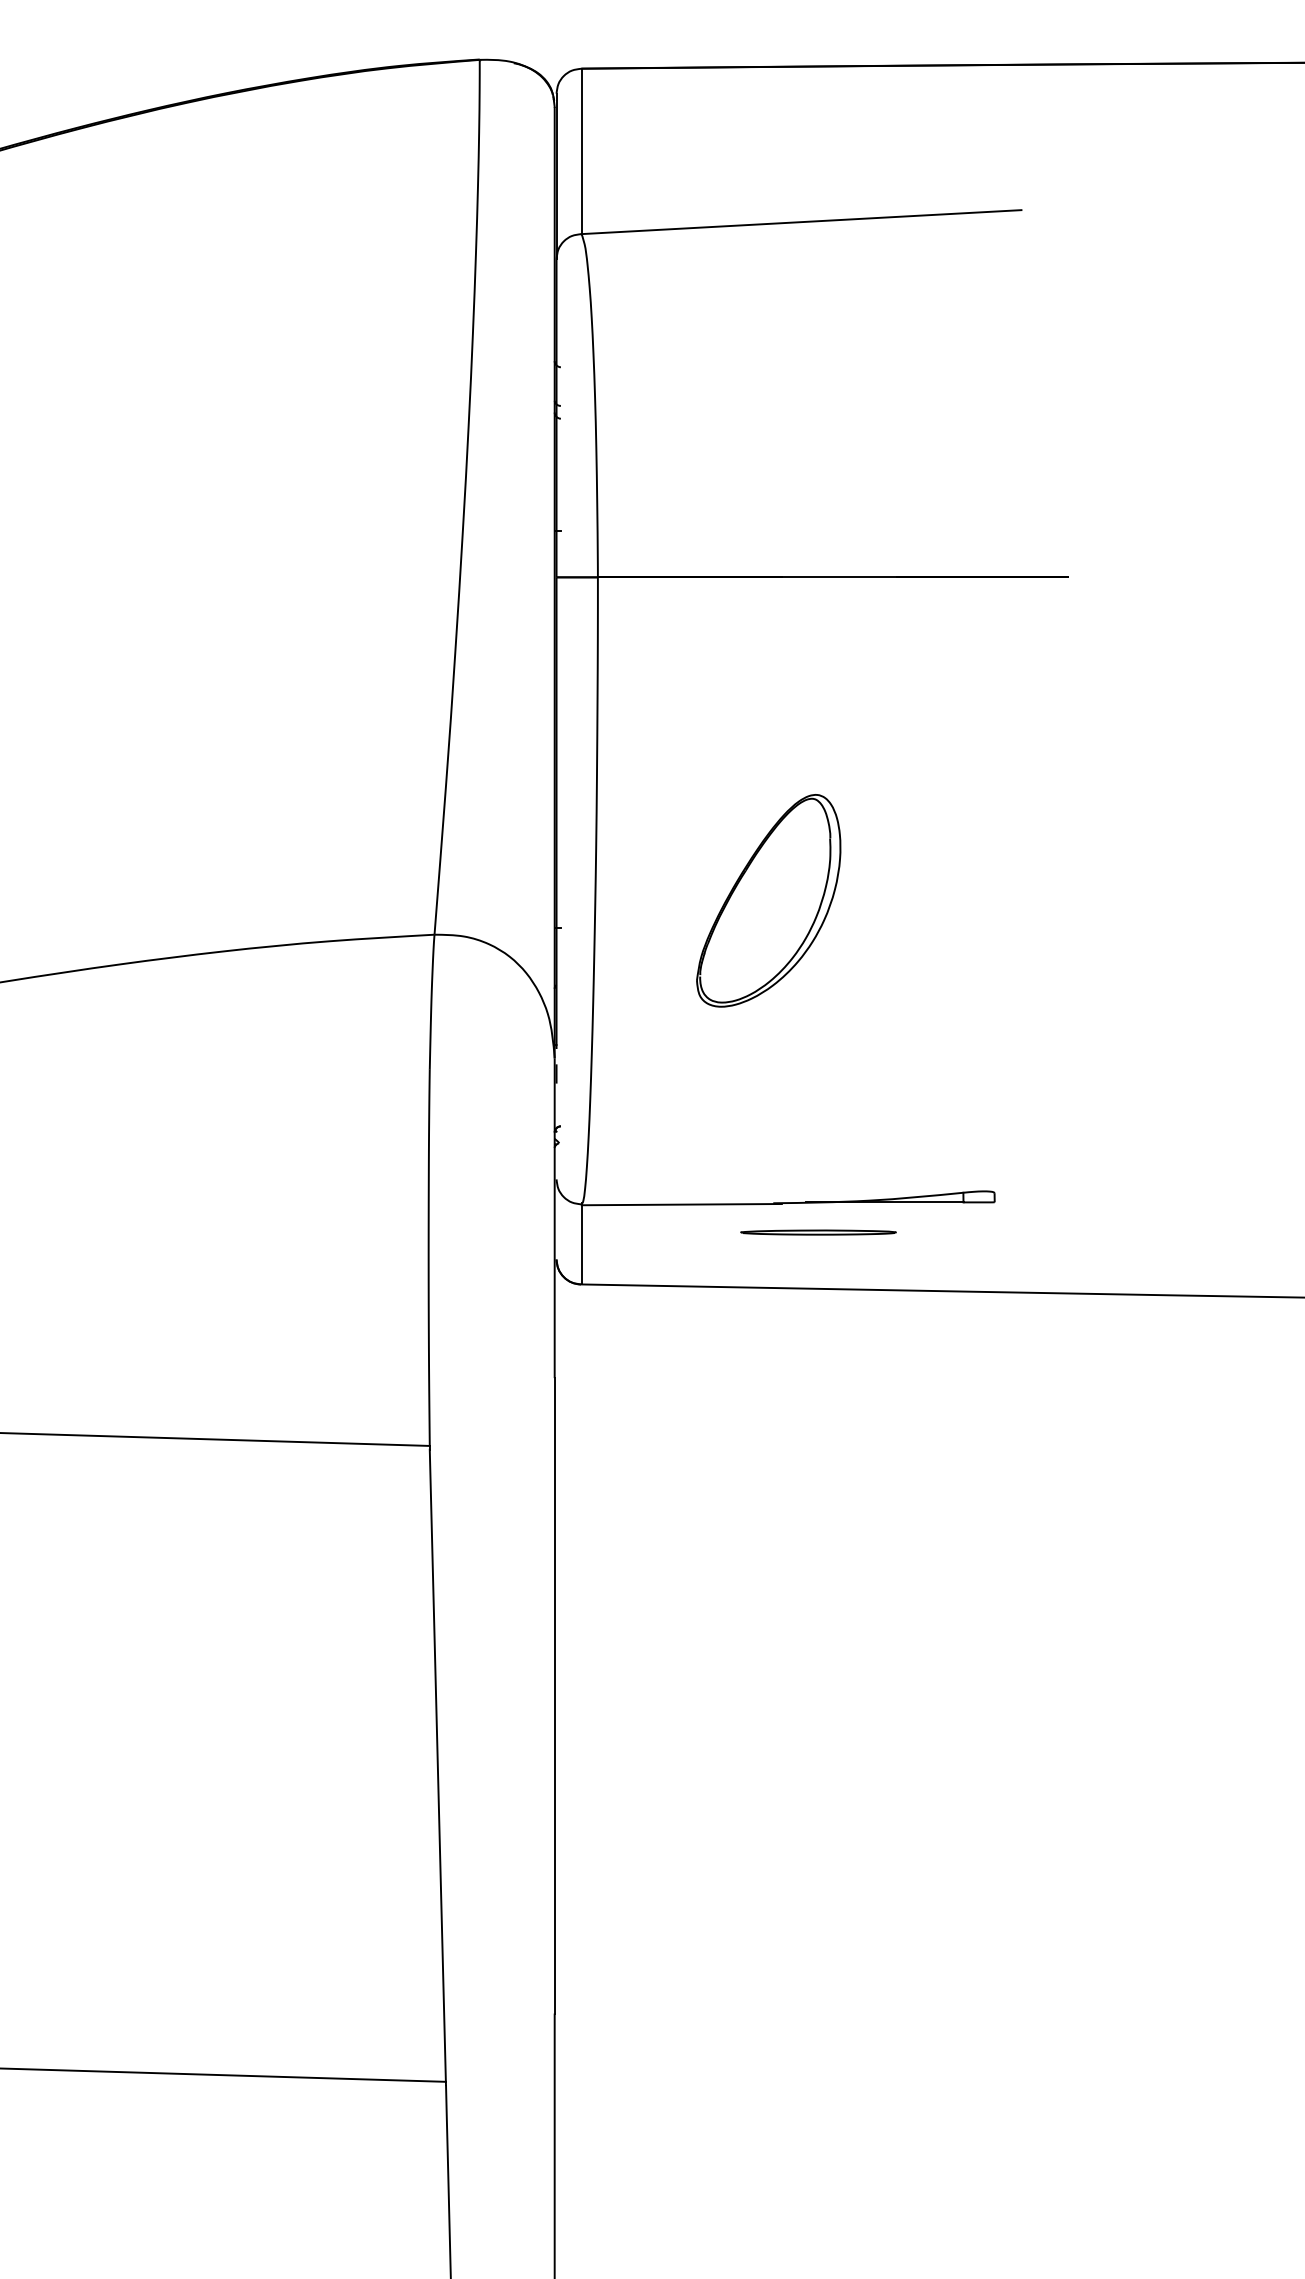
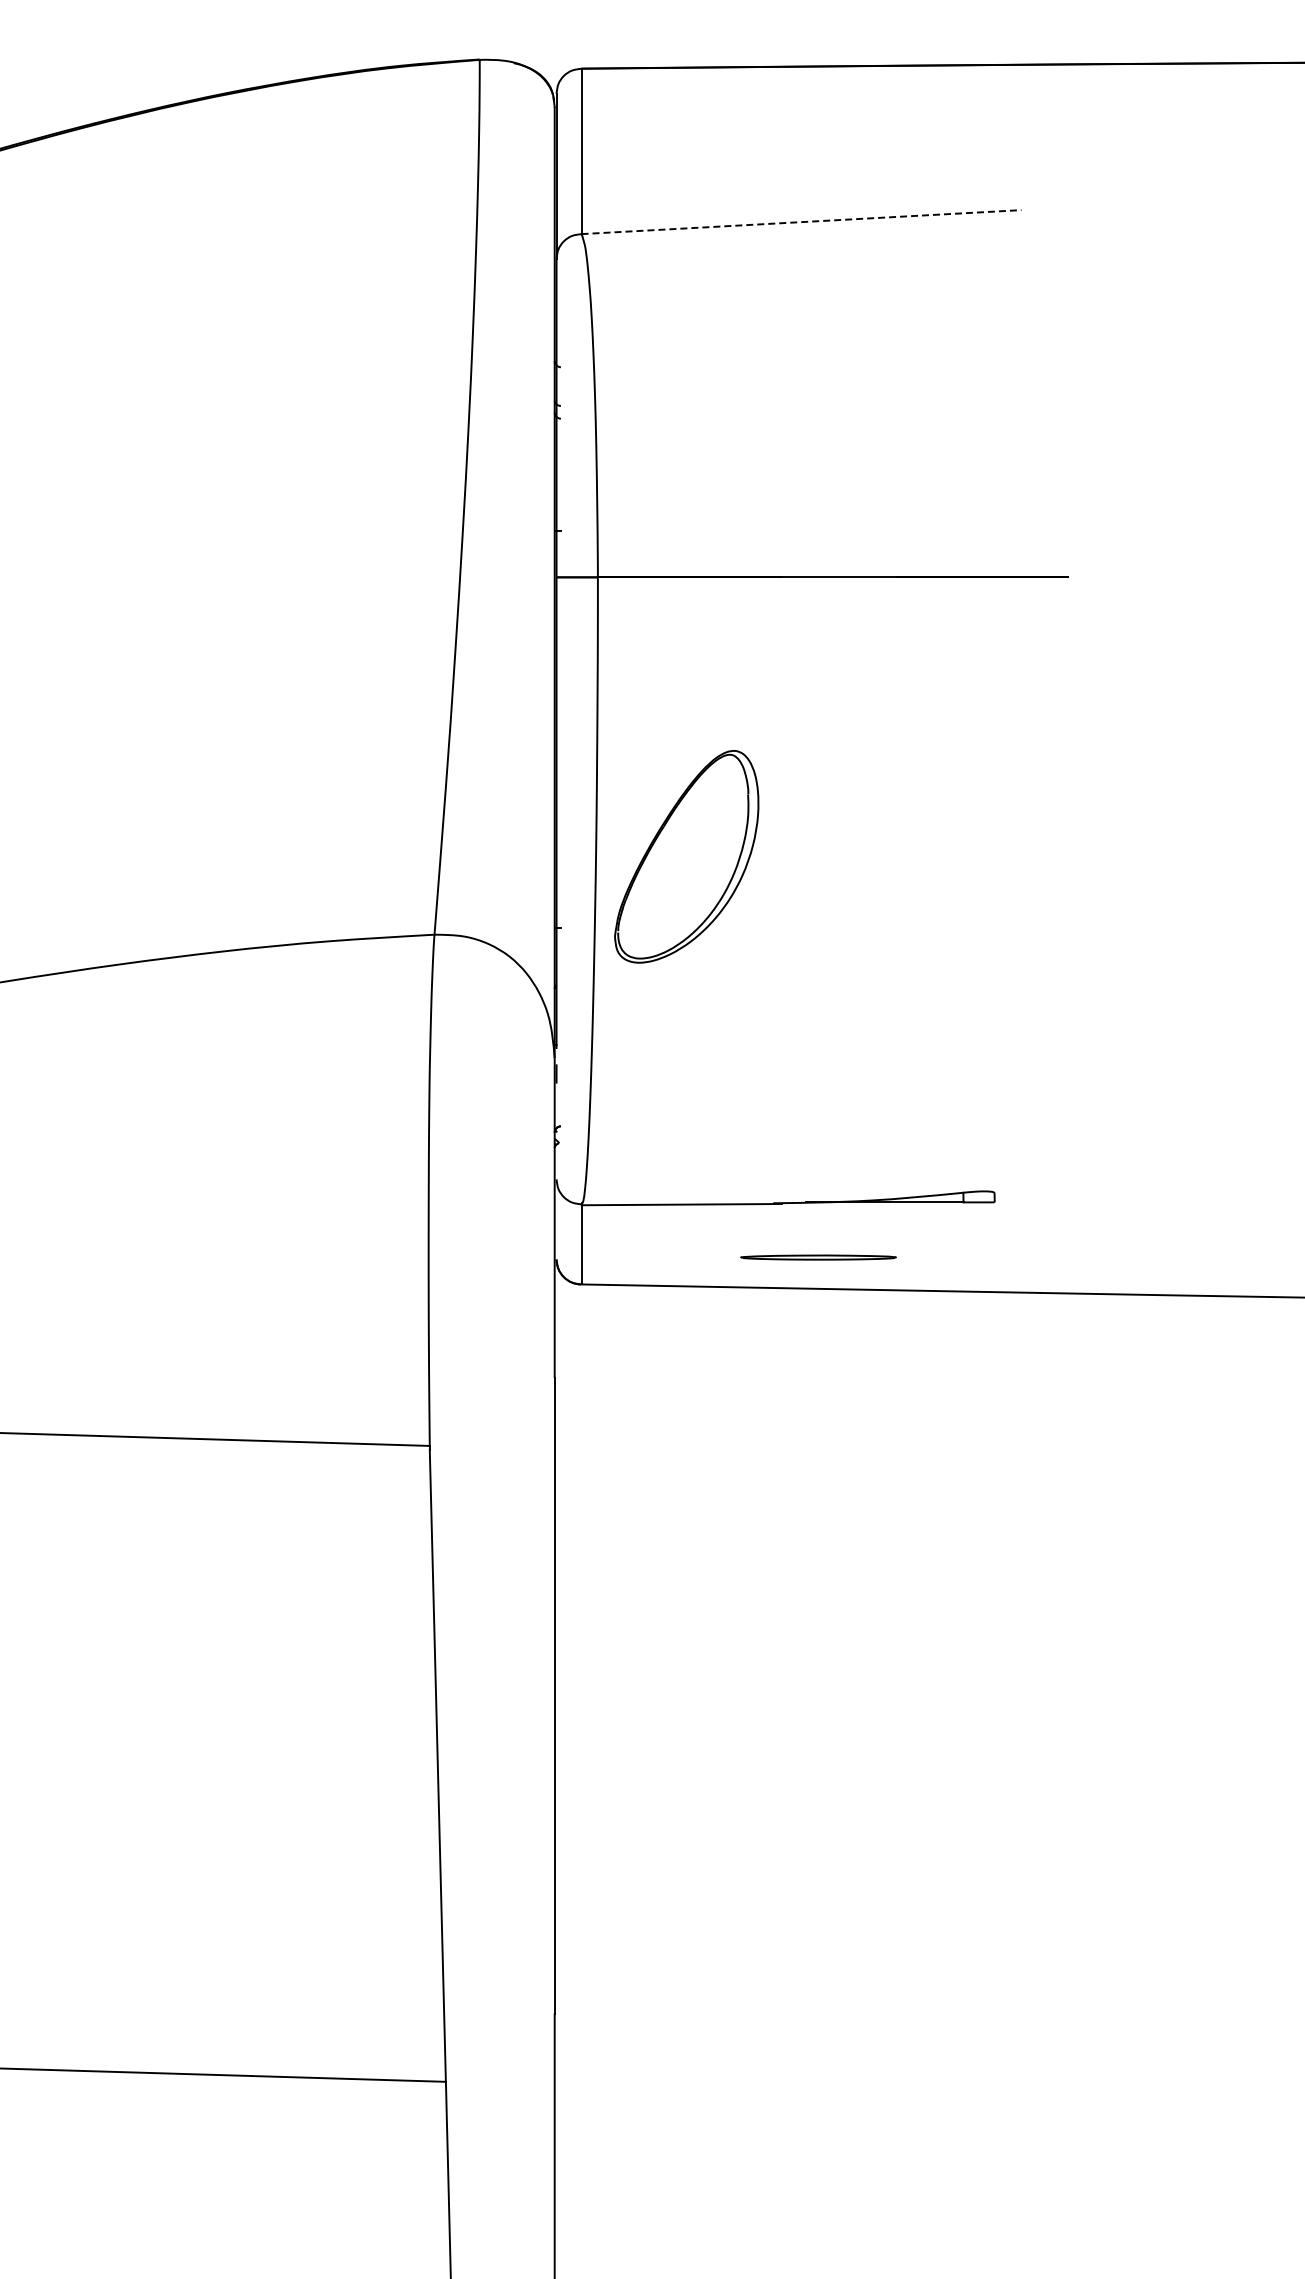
line: solid -> dashed (801, 222)
part position: (768, 900) -> (686, 856) (686, 856)
part position: (818, 1232) -> (818, 1257) (818, 1257)
